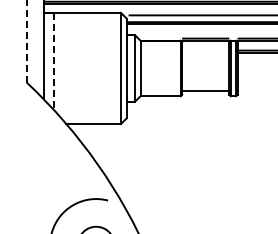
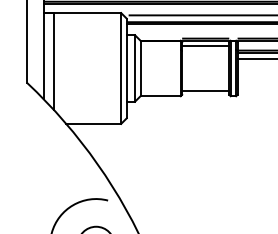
line: dashed -> solid (26, 41)
line: none -> present (205, 46)
line: none -> present (255, 59)
line: dashed -> solid (53, 61)
